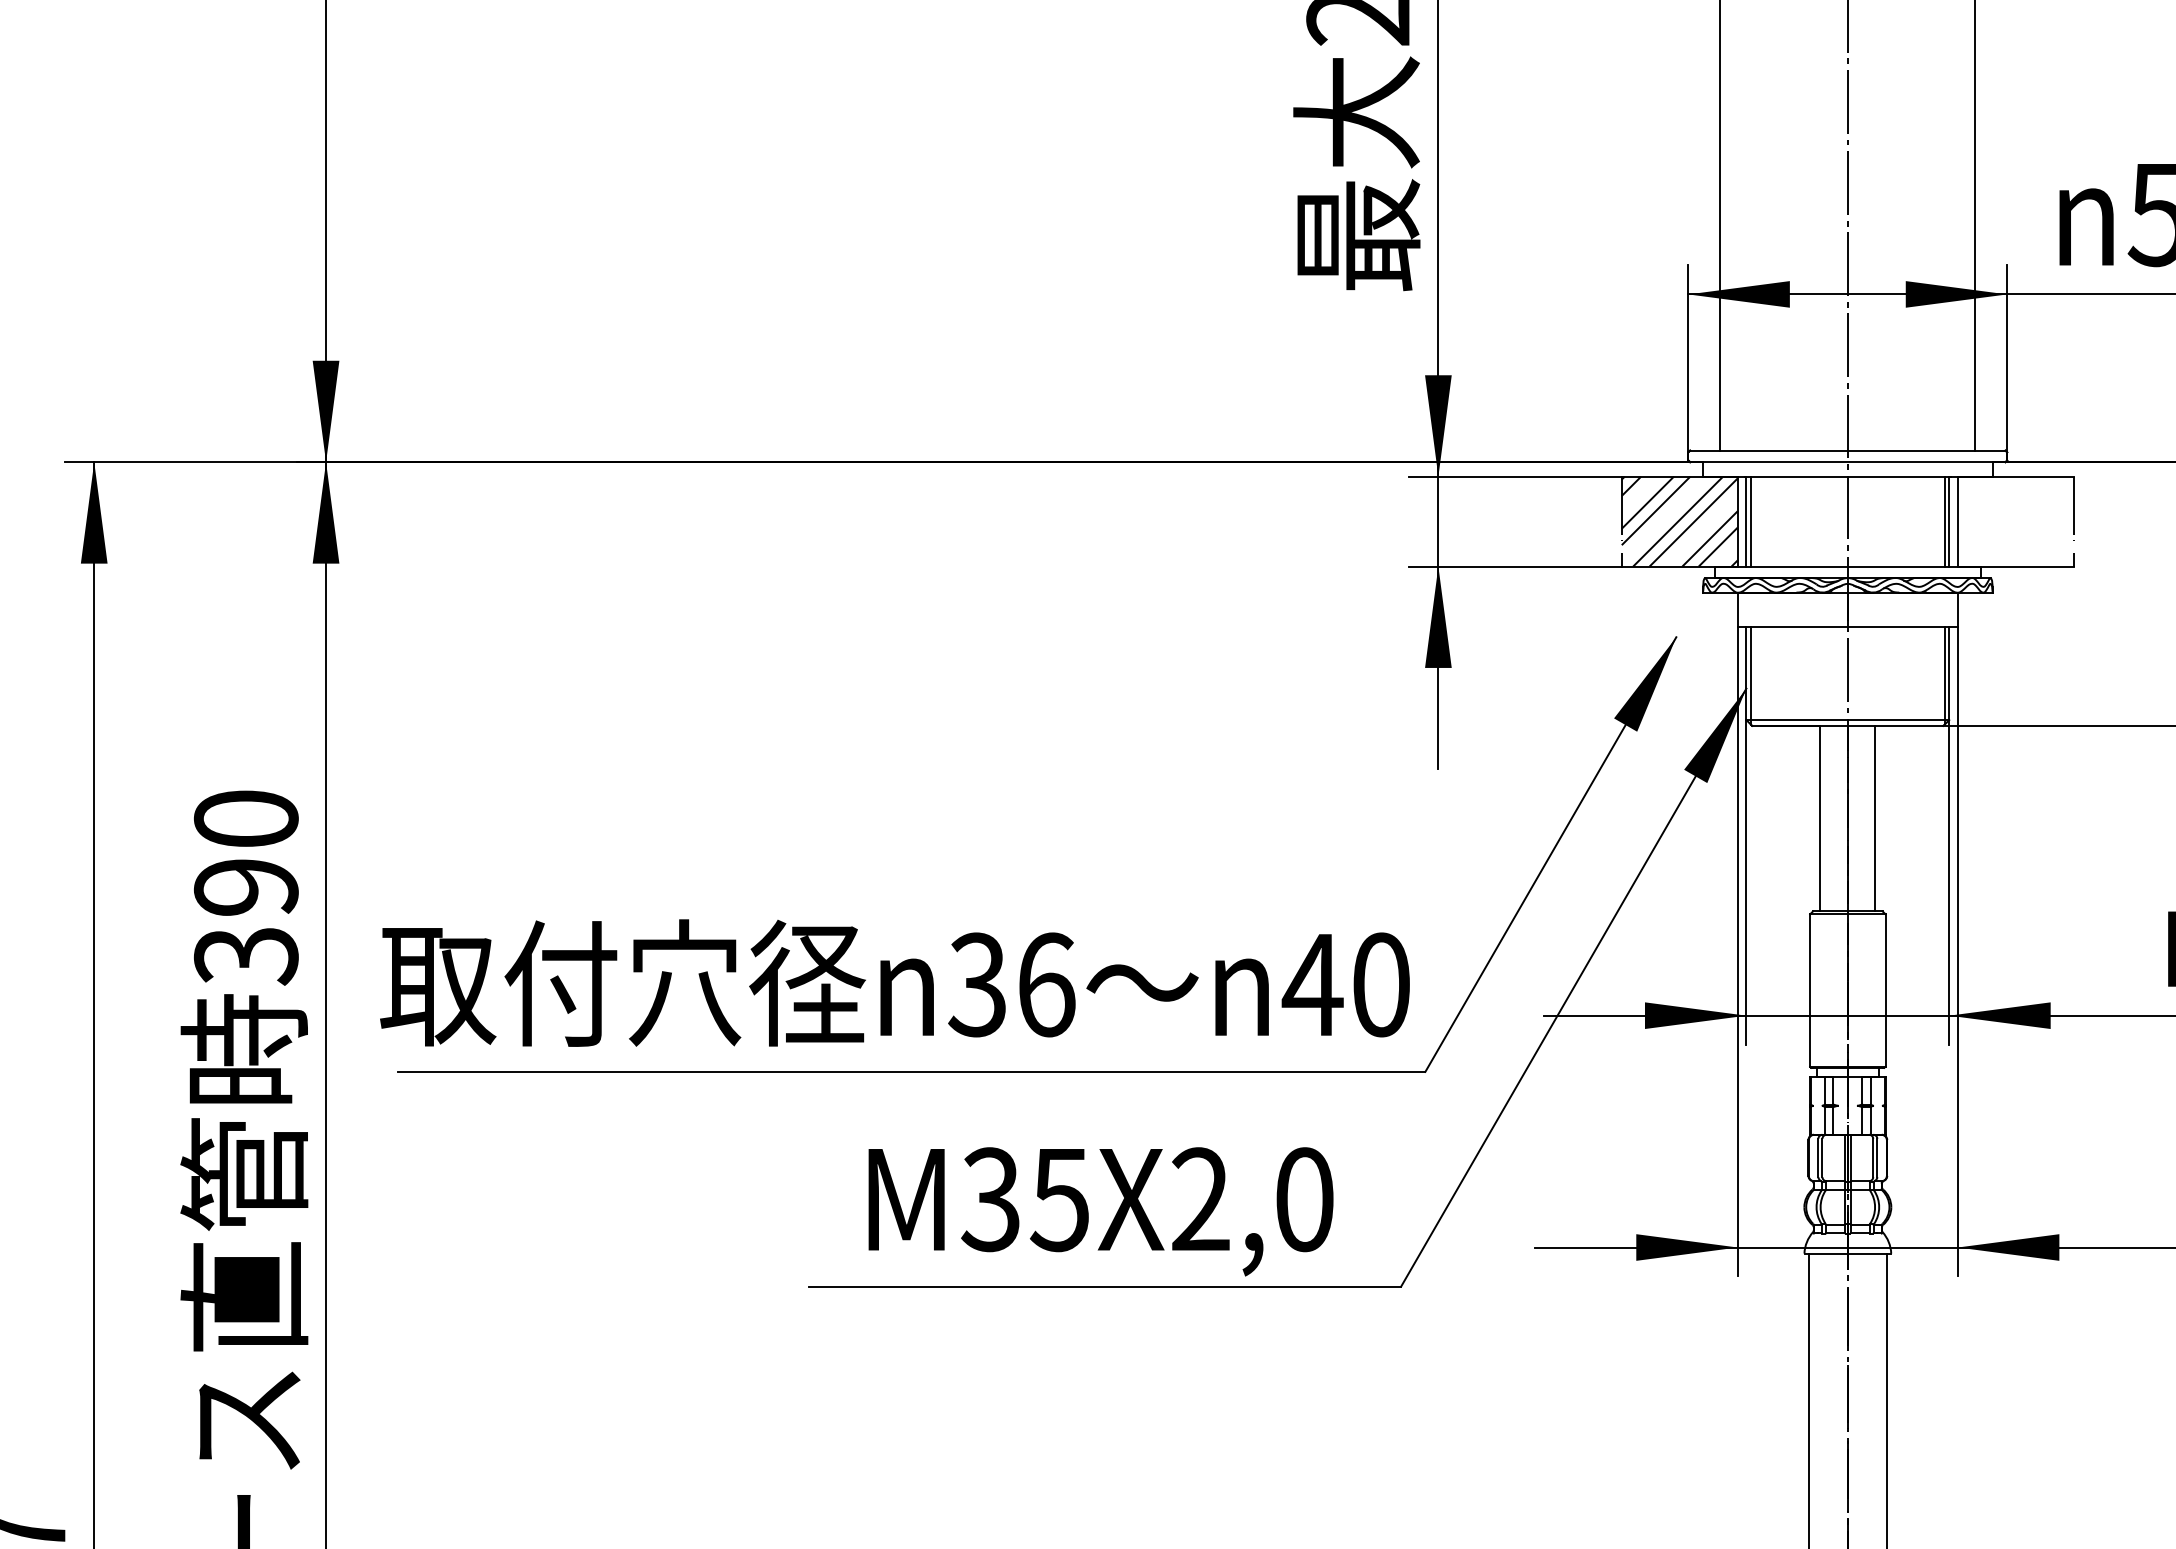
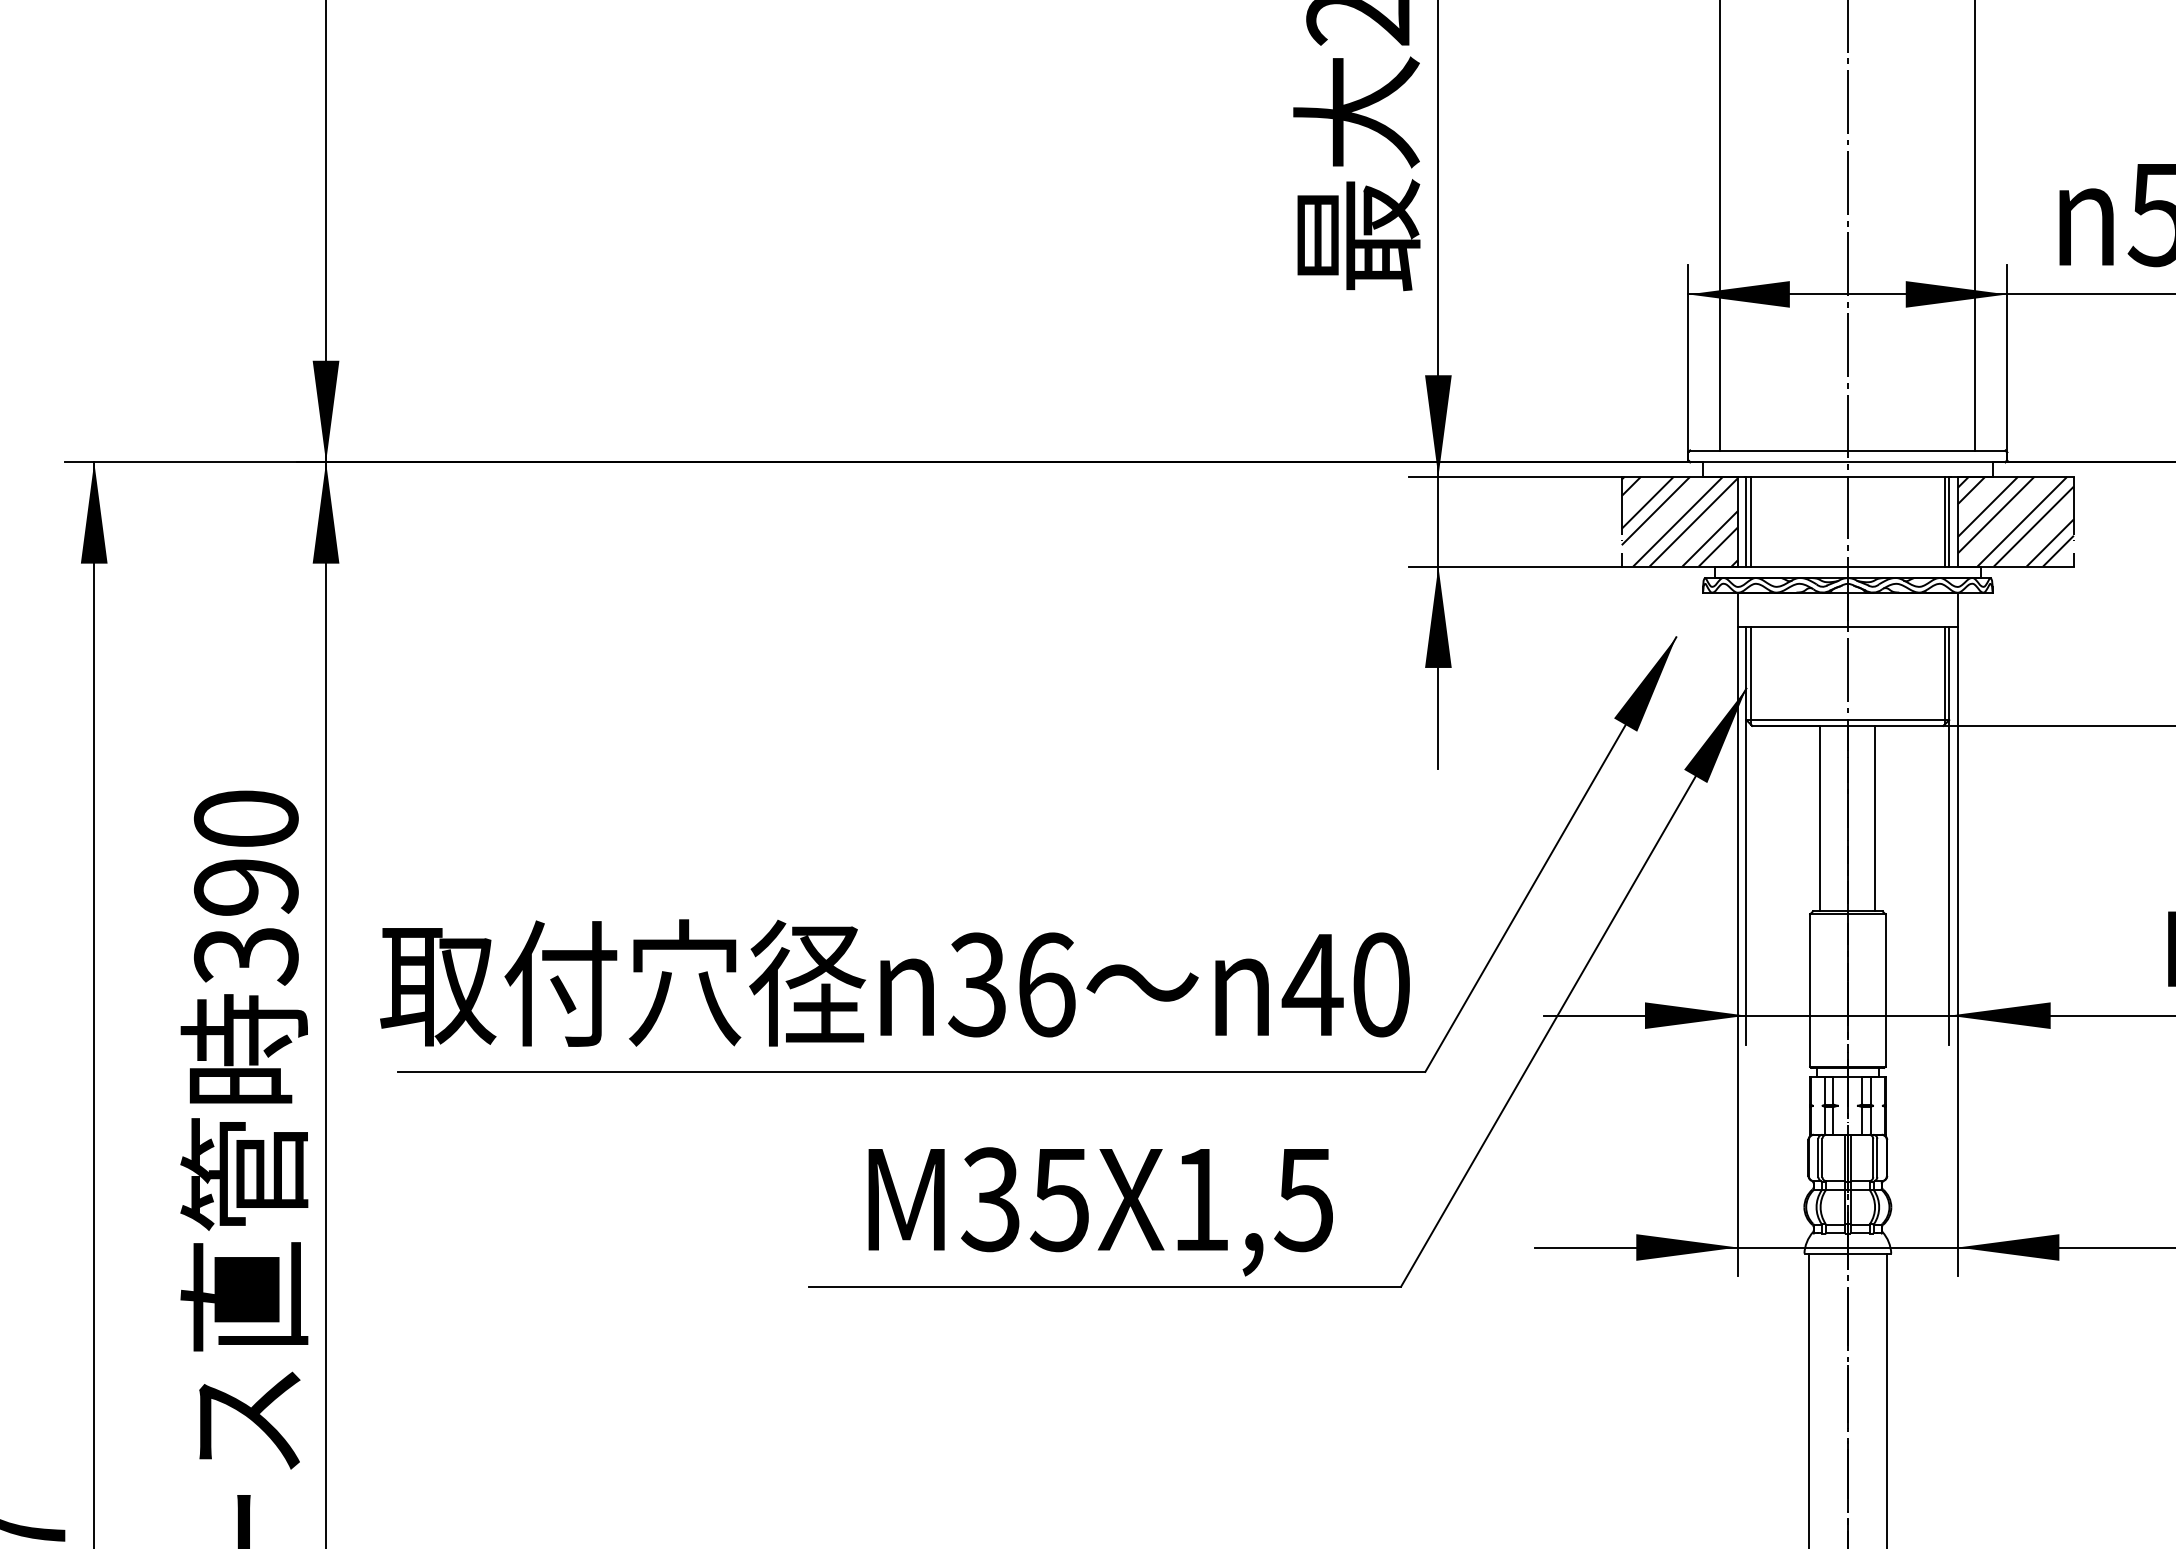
hatch: none -> present (2015, 521)
text: M35X2,0 -> M35X1,5 (1252, 1199)
